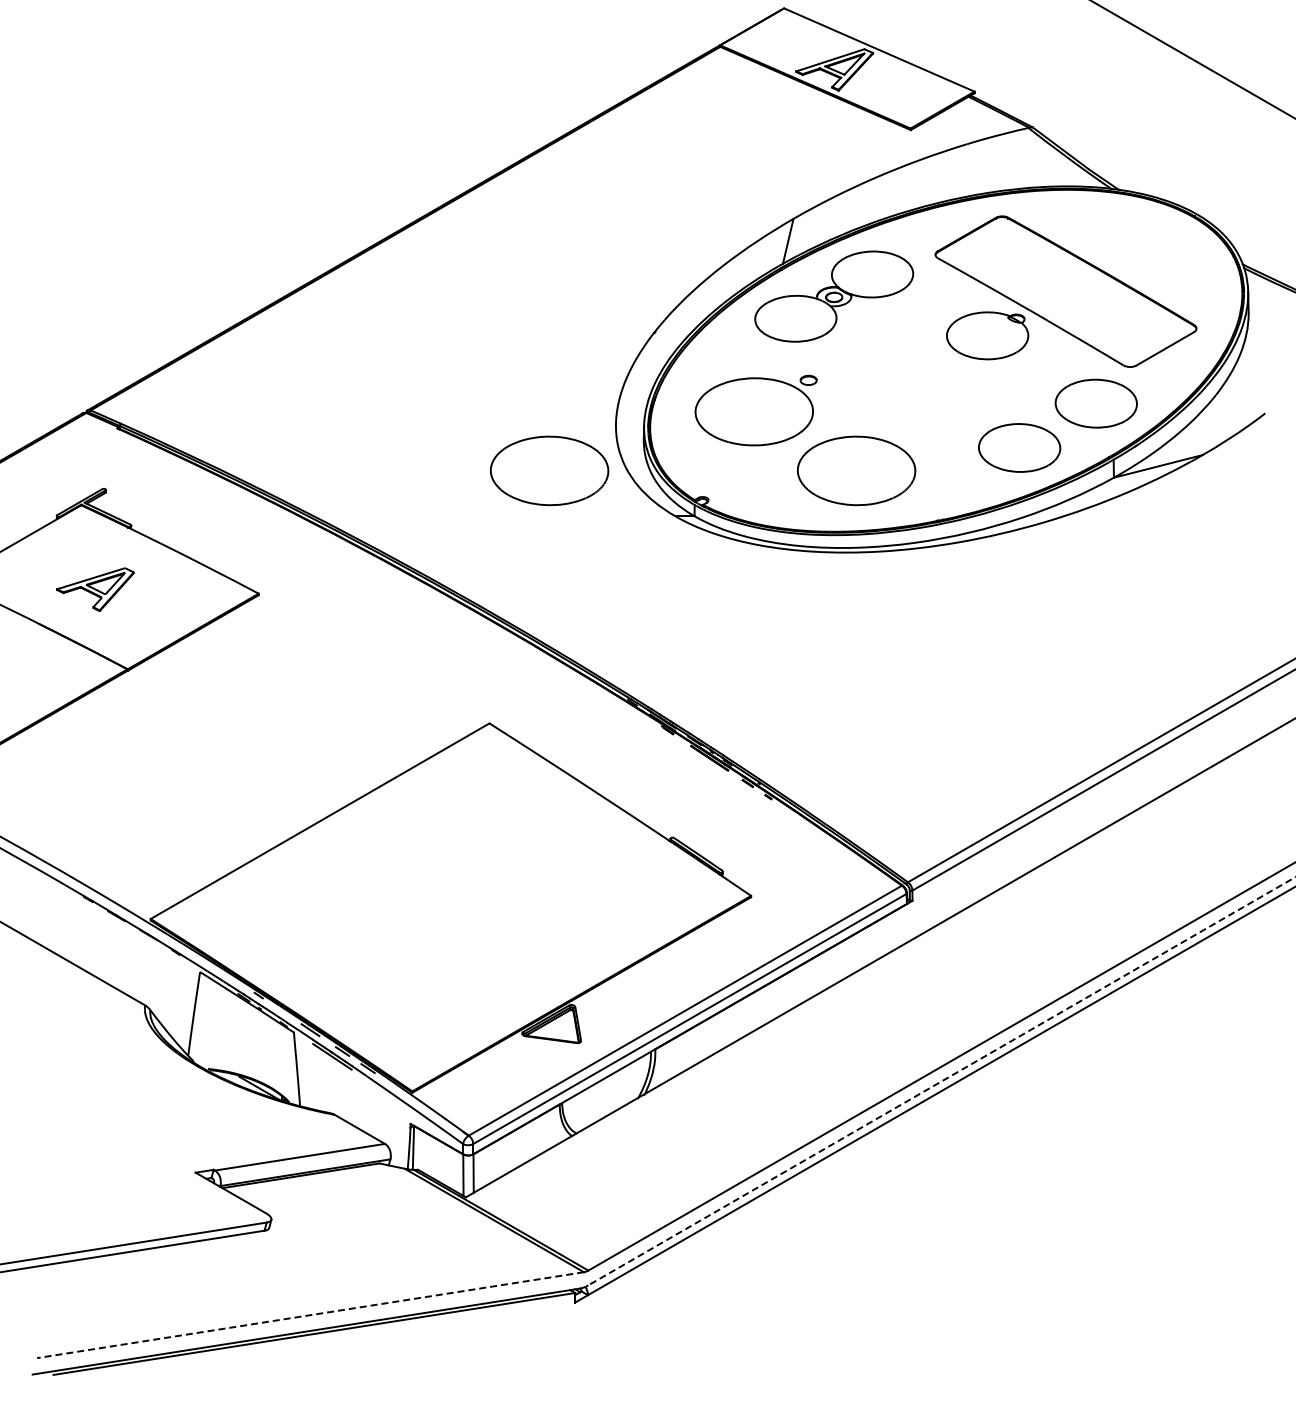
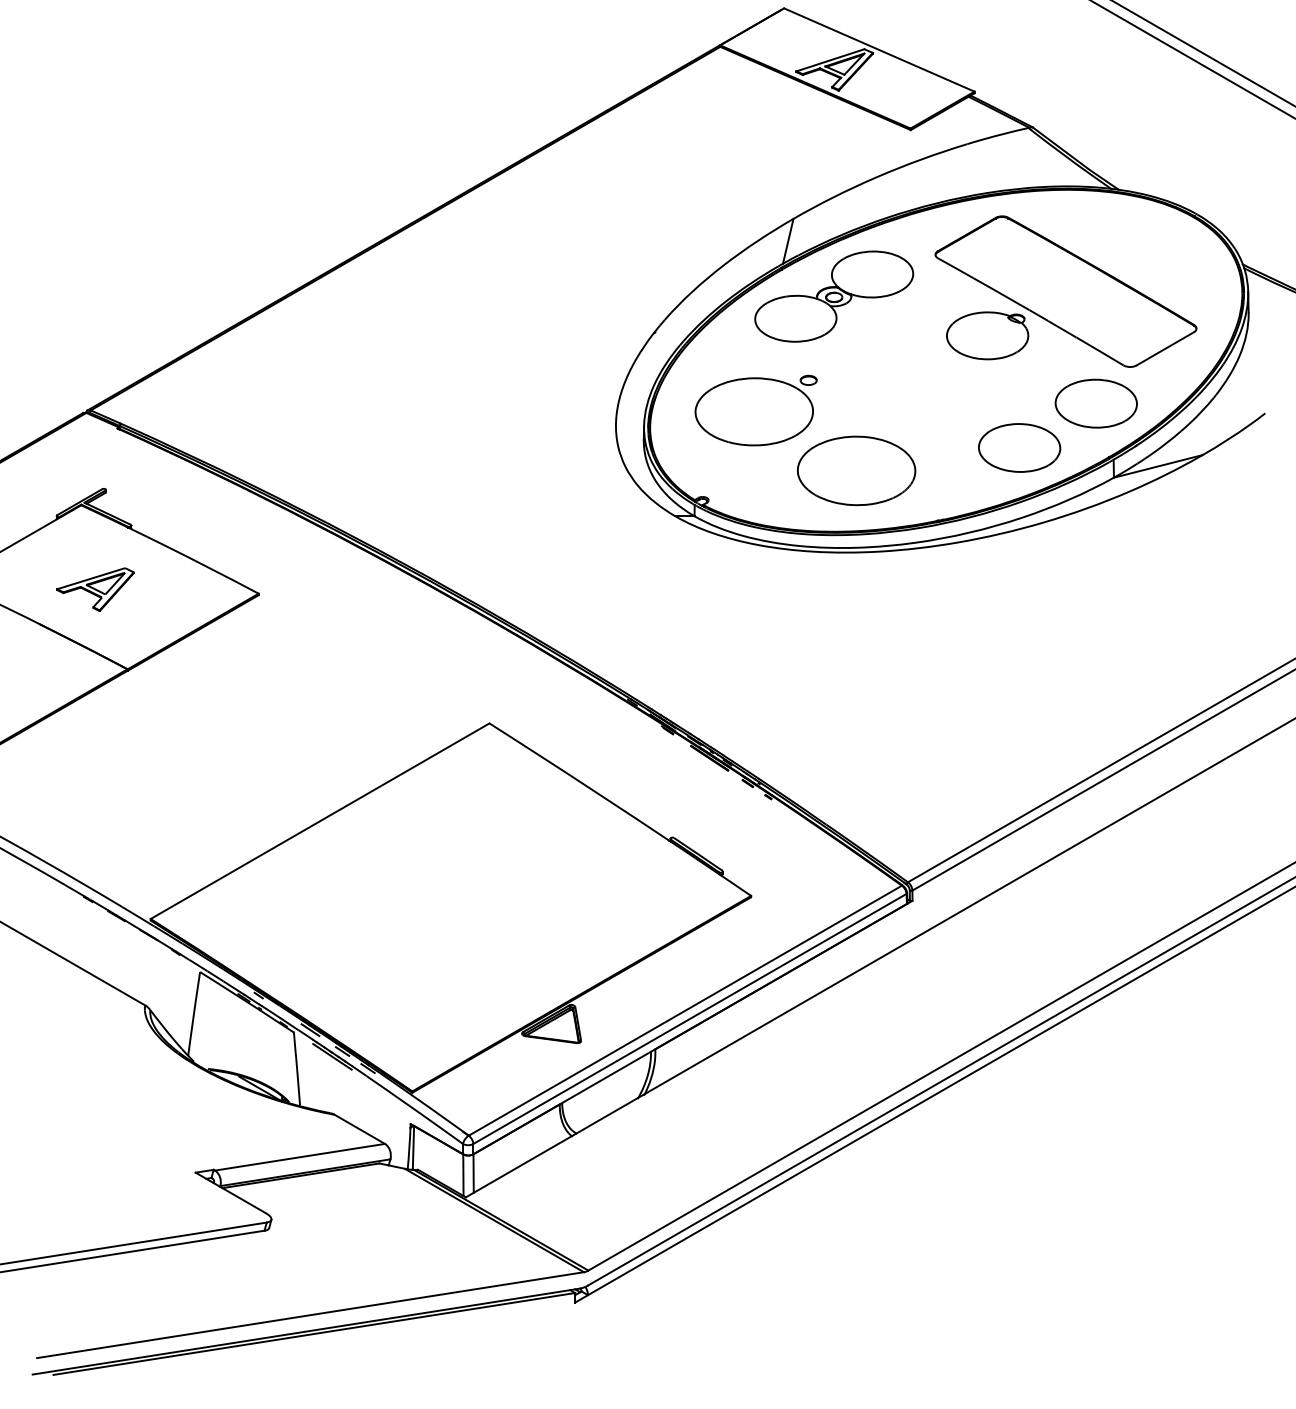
line: none -> present (1203, 53)
part: present -> none (549, 470)
line: dashed -> solid (941, 1081)
line: dashed -> solid (310, 1315)
